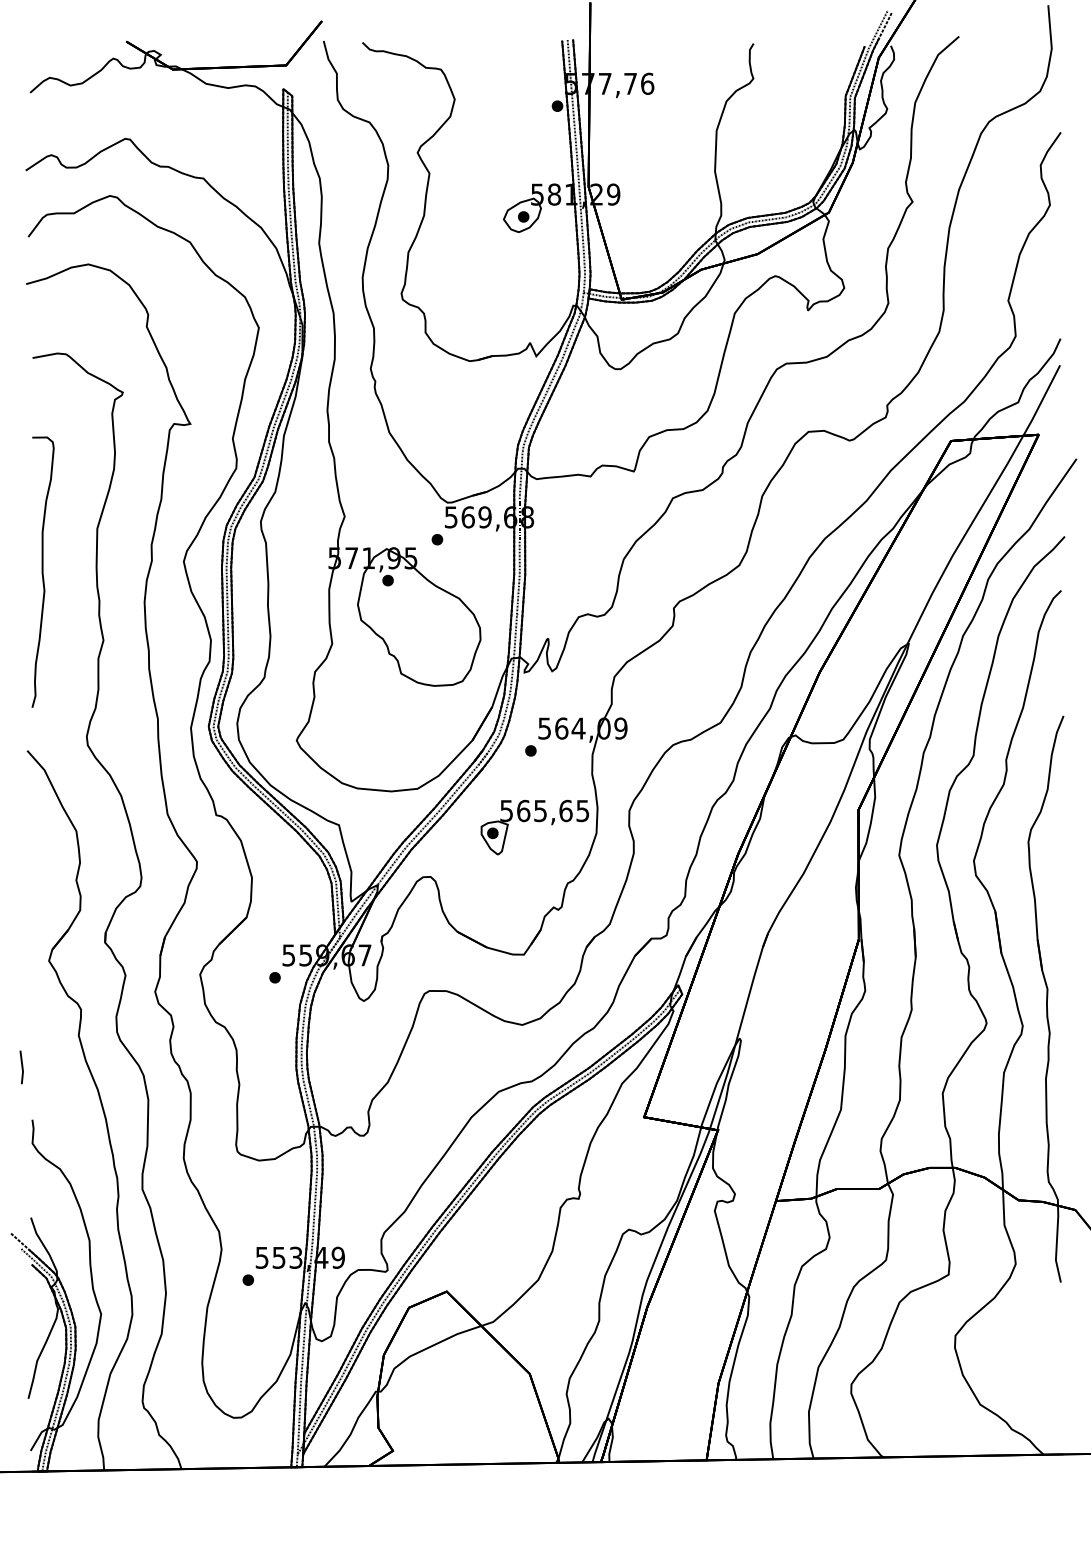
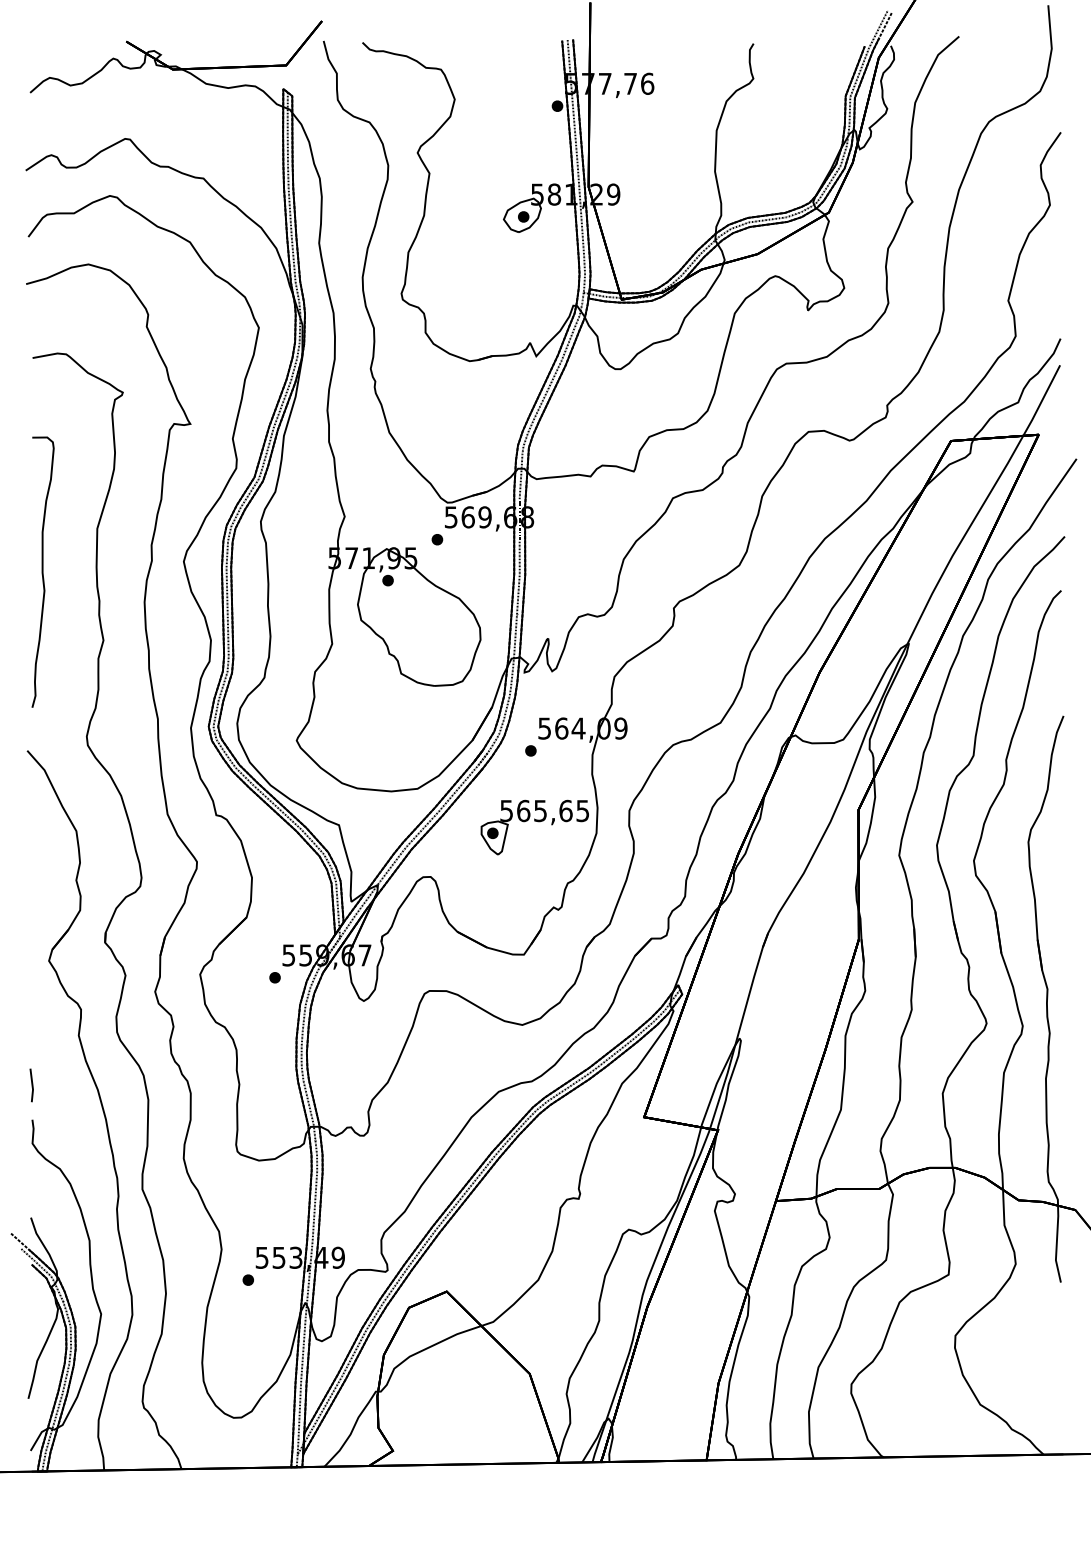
line position: (21, 1067) -> (31, 1085) (31, 1085)
